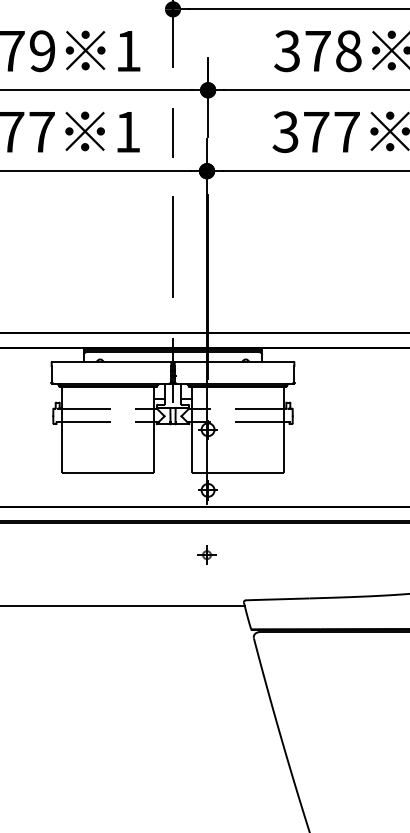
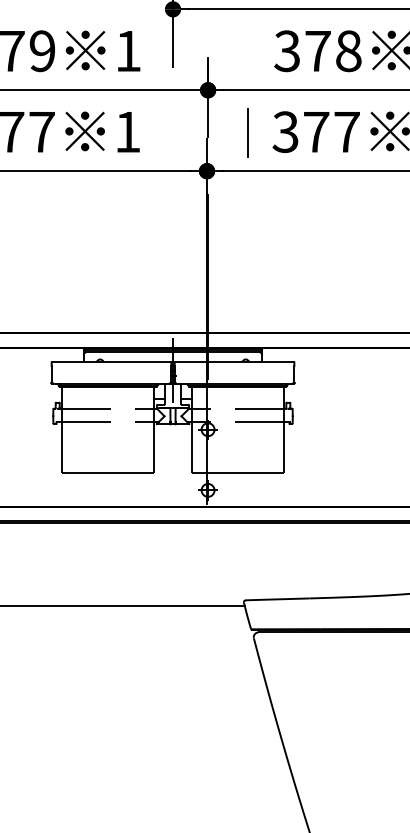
line position: (172, 132) -> (247, 132) (247, 132)
line: present -> none (173, 246)
part: present -> none (206, 554)
